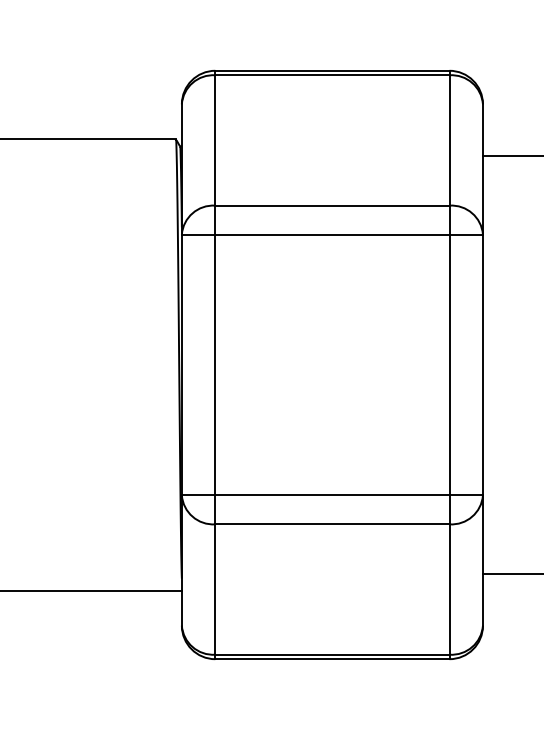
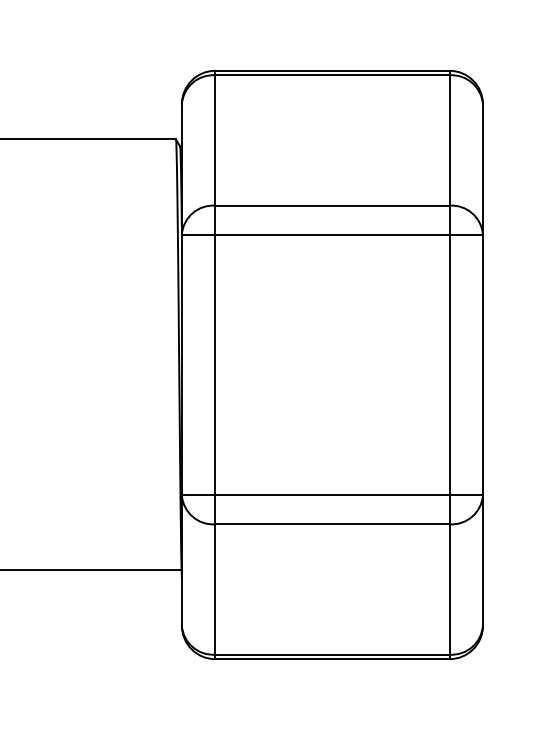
line: present -> none (511, 155)
line: present -> none (511, 574)
line position: (91, 590) -> (91, 569) (91, 569)
